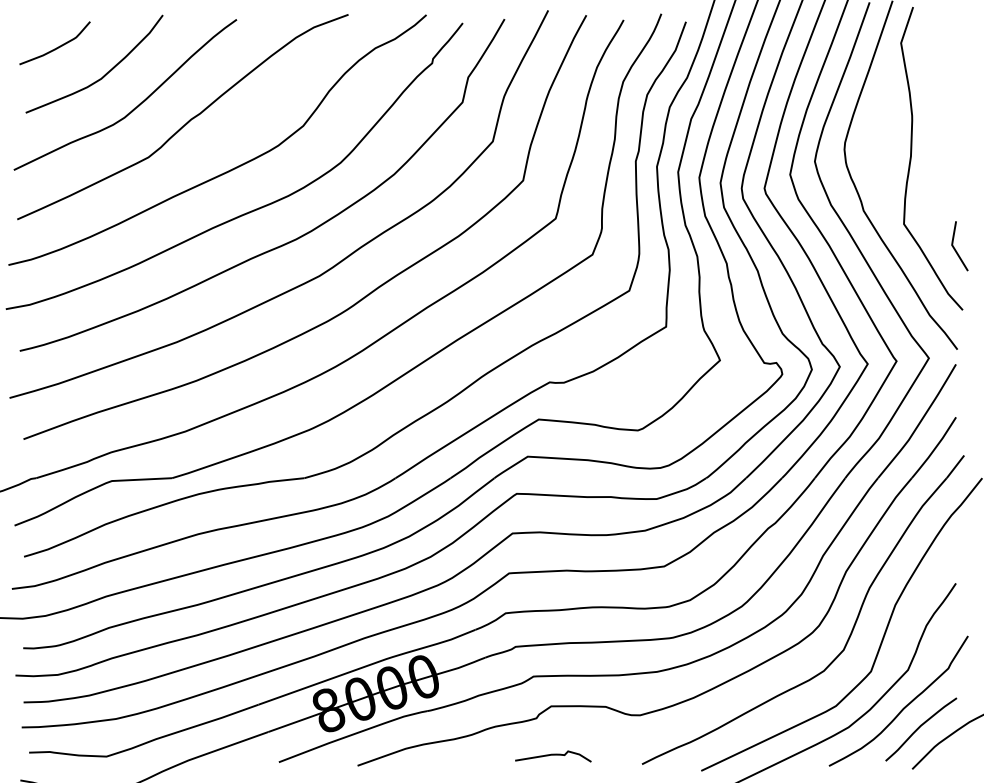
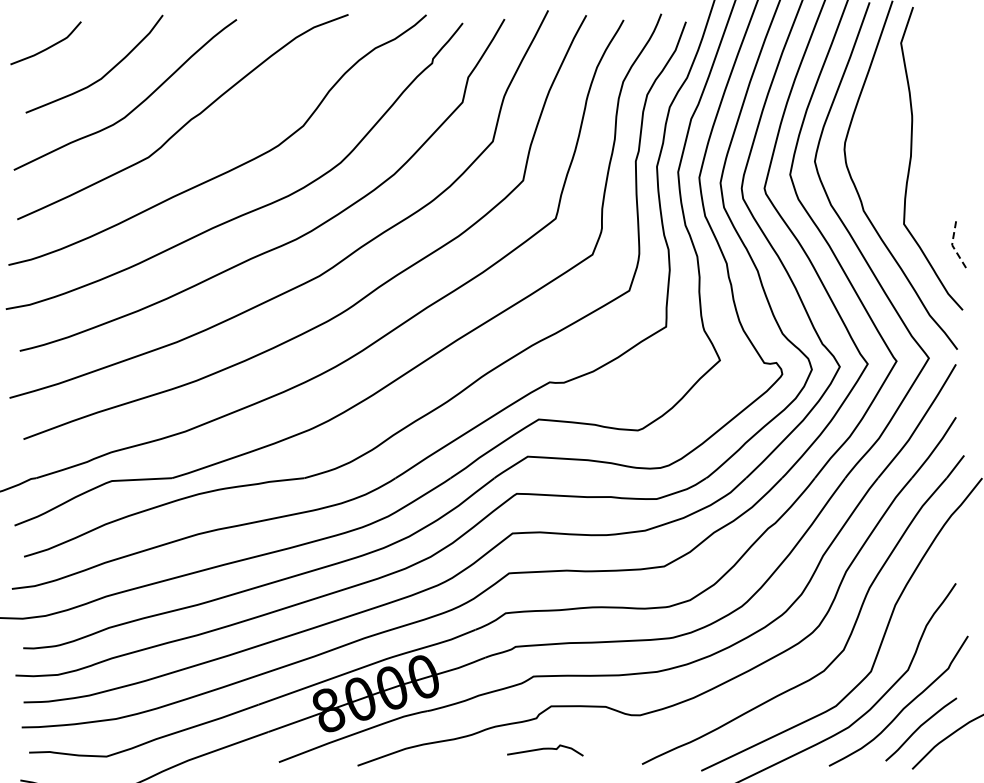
curve position: (56, 47) -> (47, 47) (47, 47)
line: solid -> dashed (953, 246)
curve position: (553, 755) -> (545, 749) (545, 749)
